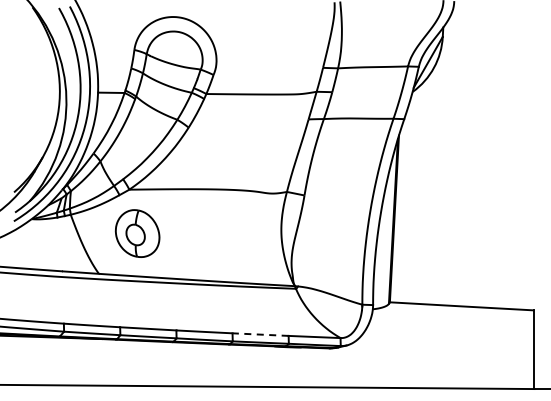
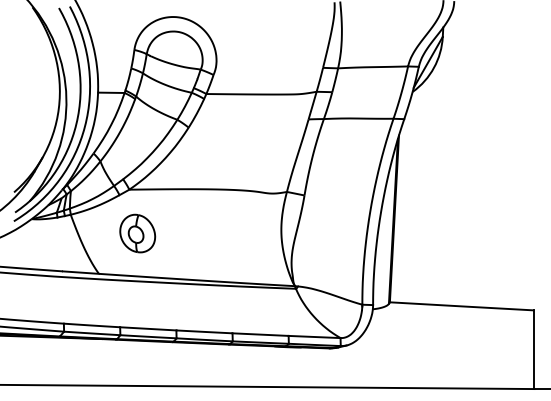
part size: 47x49 px -> 38x41 px (137, 233)
line: dashed -> solid (260, 334)
